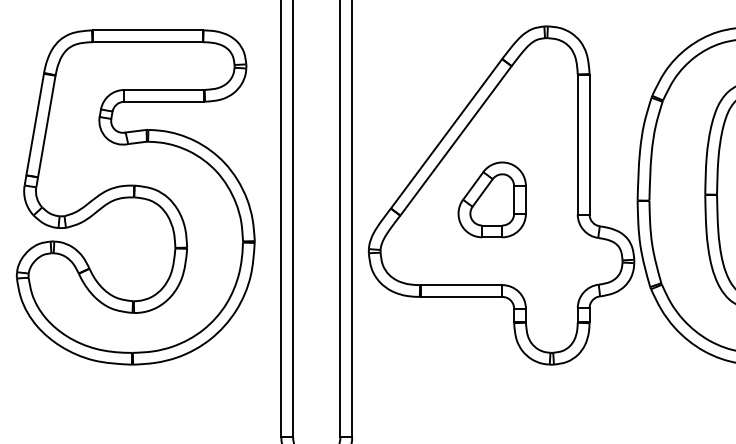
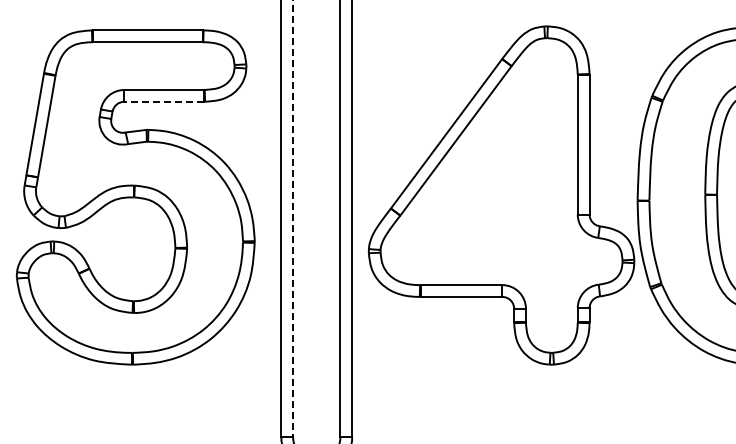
line: solid -> dashed (164, 101)
part: present -> none (491, 199)
line: solid -> dashed (293, 218)
